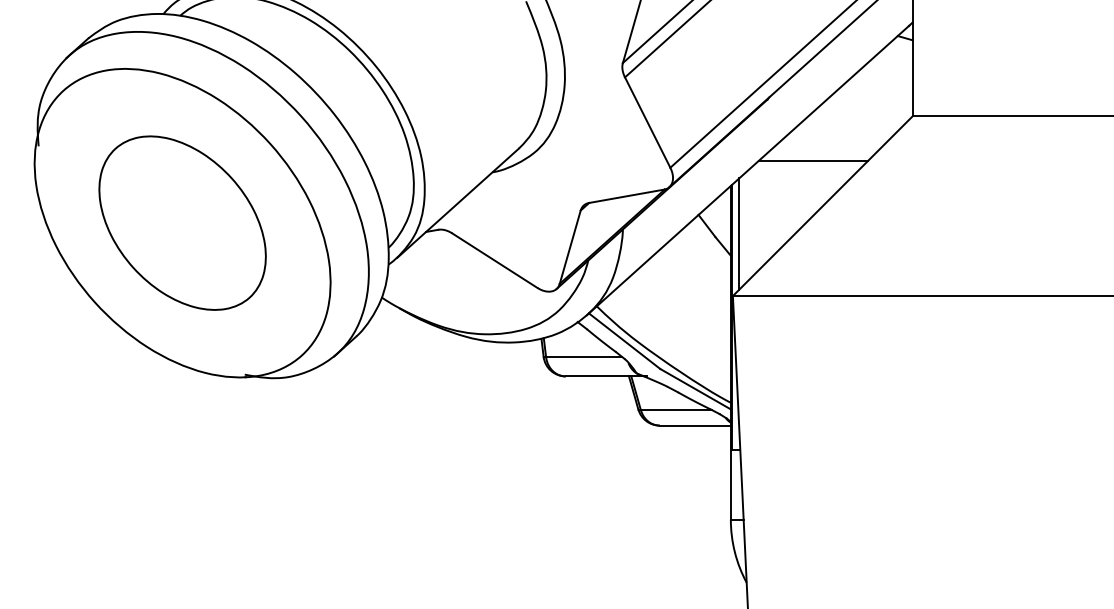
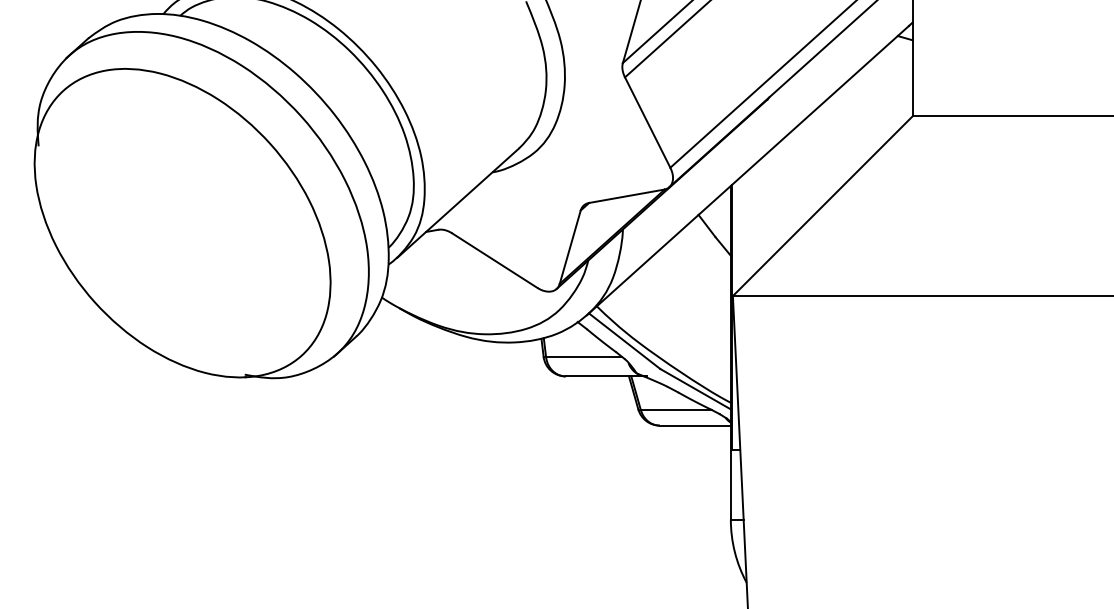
line: present -> none (813, 160)
part: present -> none (182, 222)
line: present -> none (739, 233)
